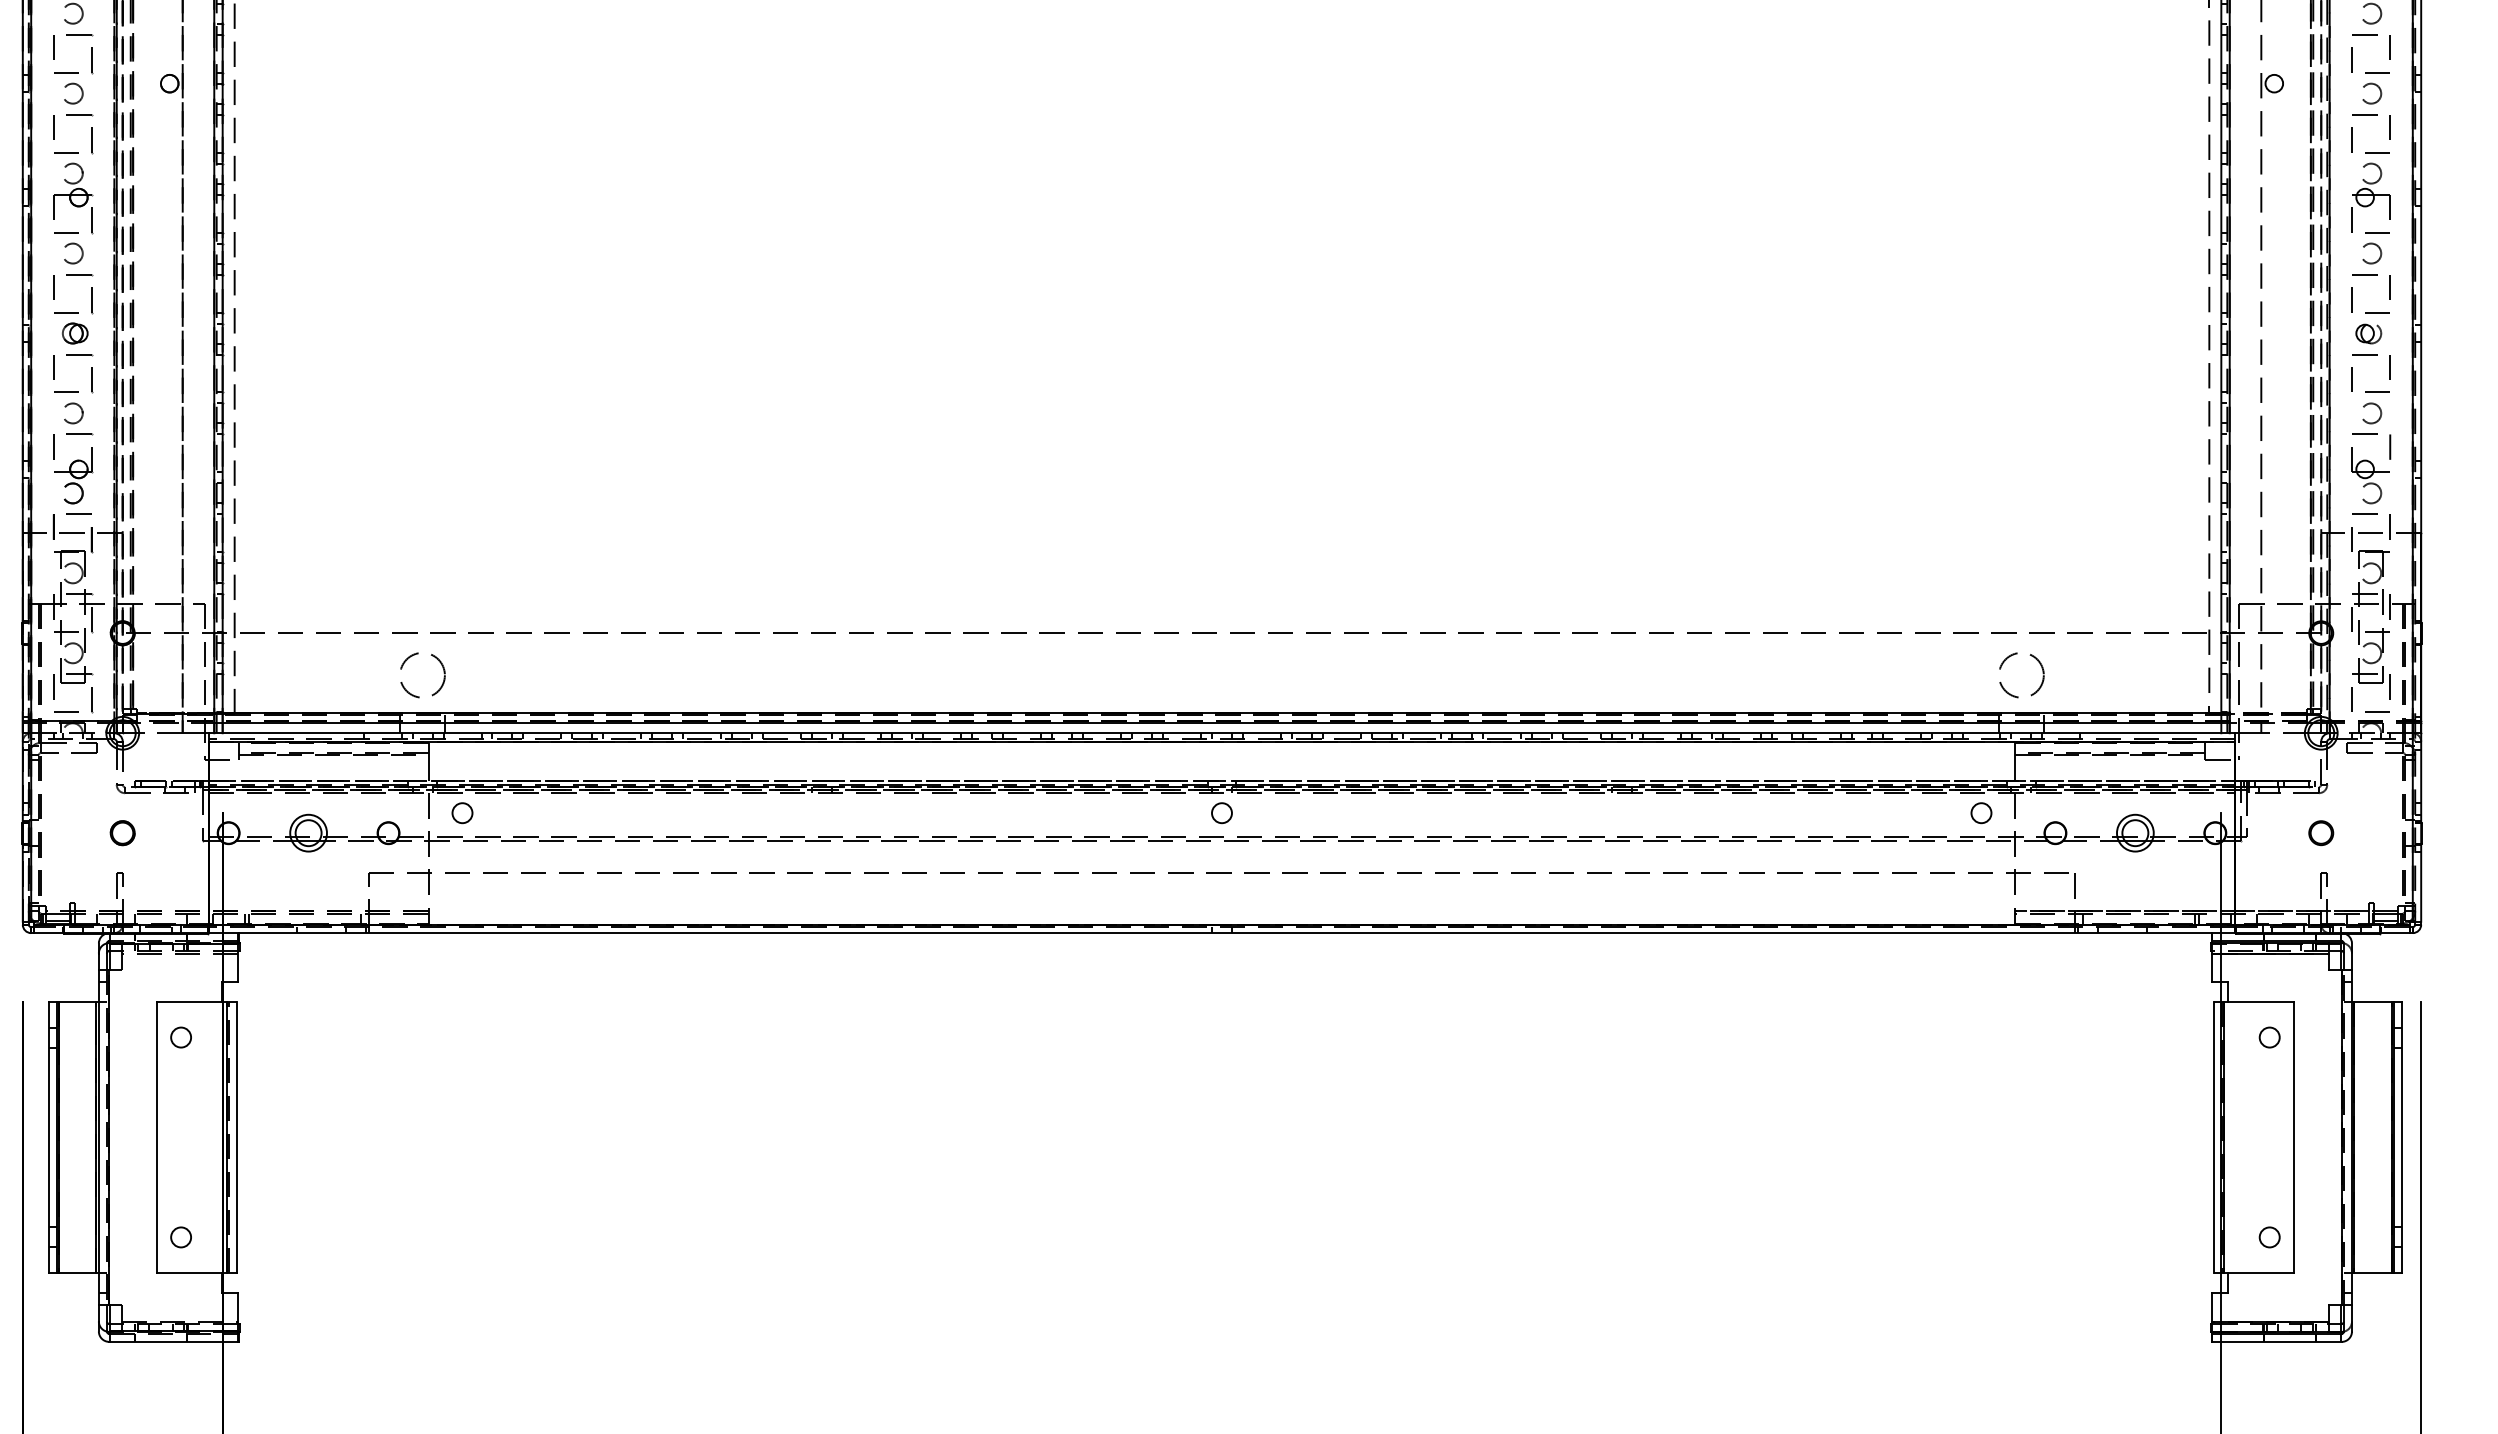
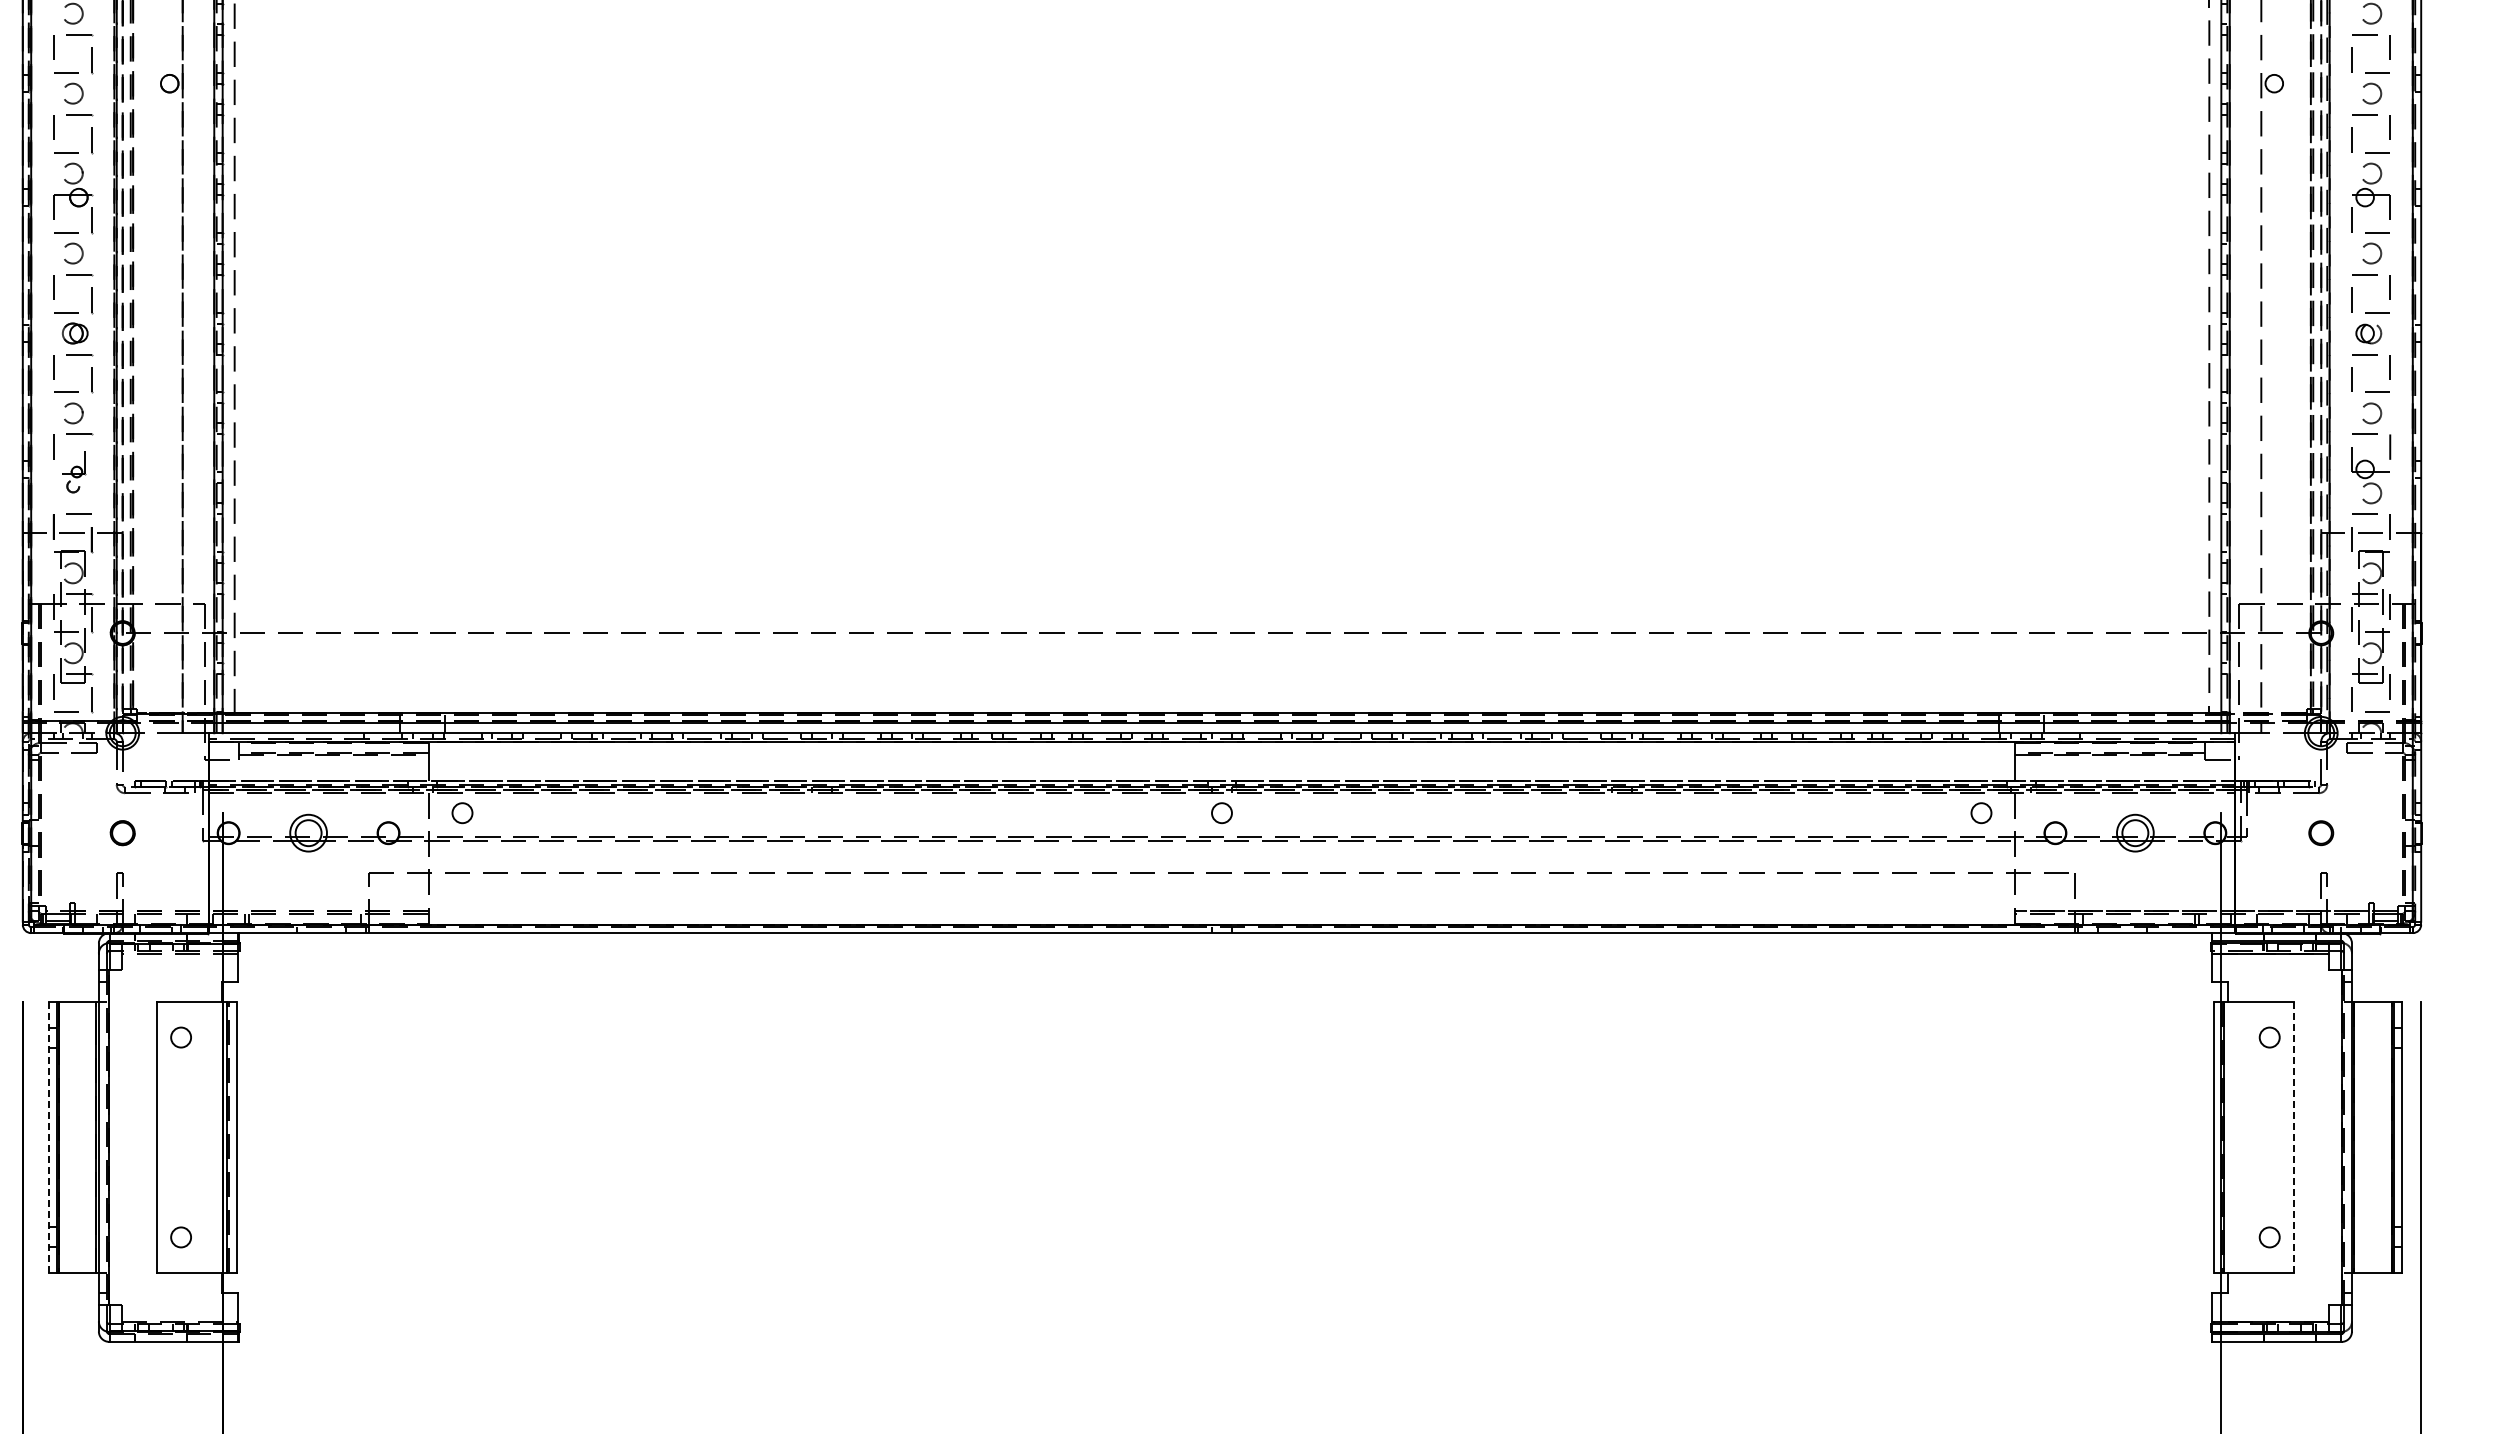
part size: 40x58 px -> 25x42 px (74, 472)
circle: present -> none (422, 675)
circle: present -> none (2021, 675)
line: solid -> dashed (48, 1137)
line: solid -> dashed (2293, 1137)
